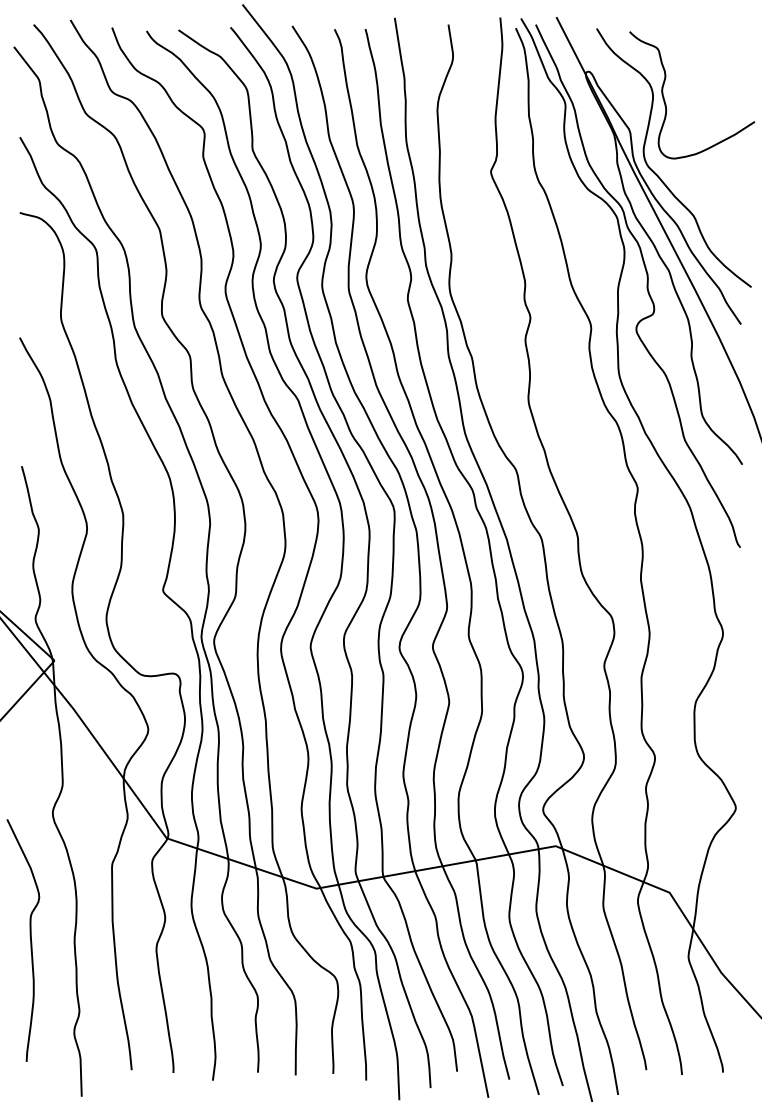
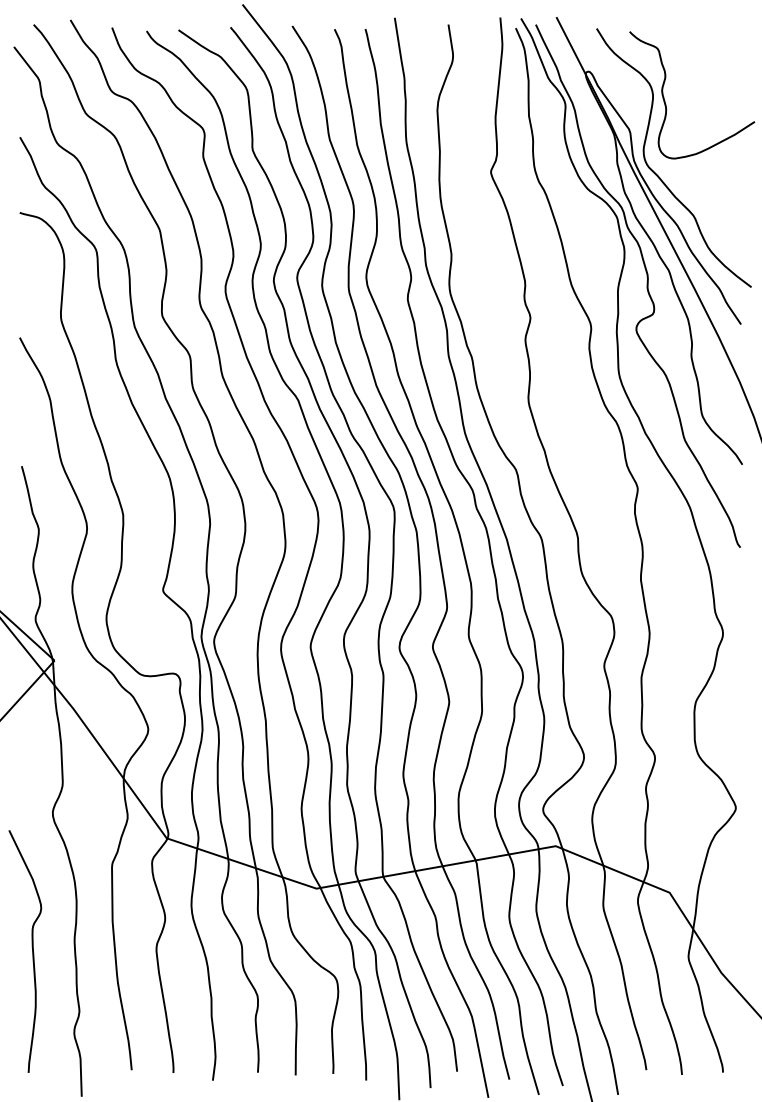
curve position: (30, 940) -> (32, 951) (32, 951)
